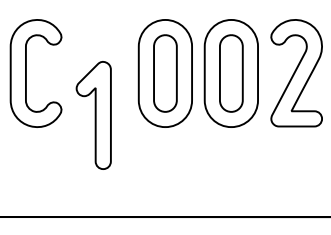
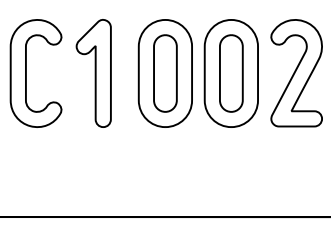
part position: (93, 115) -> (93, 73) (93, 73)
